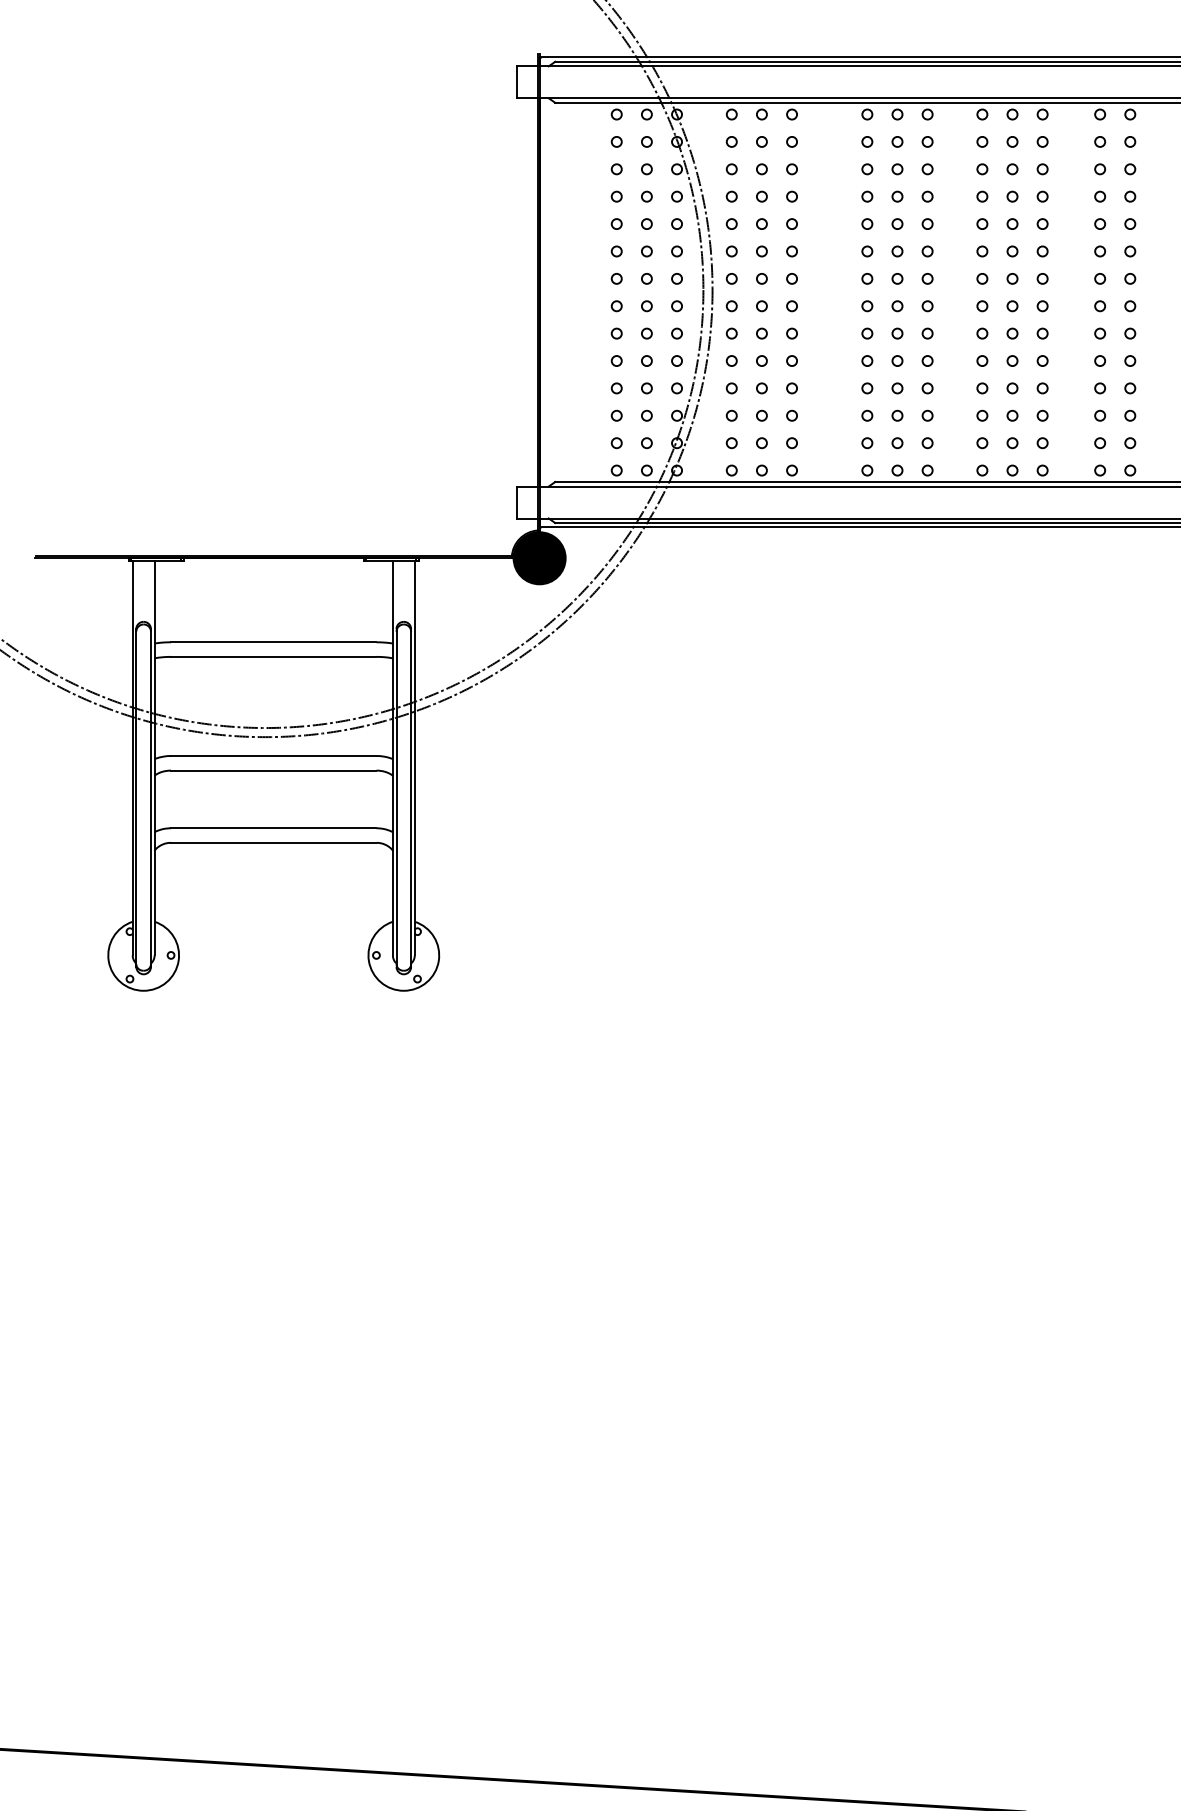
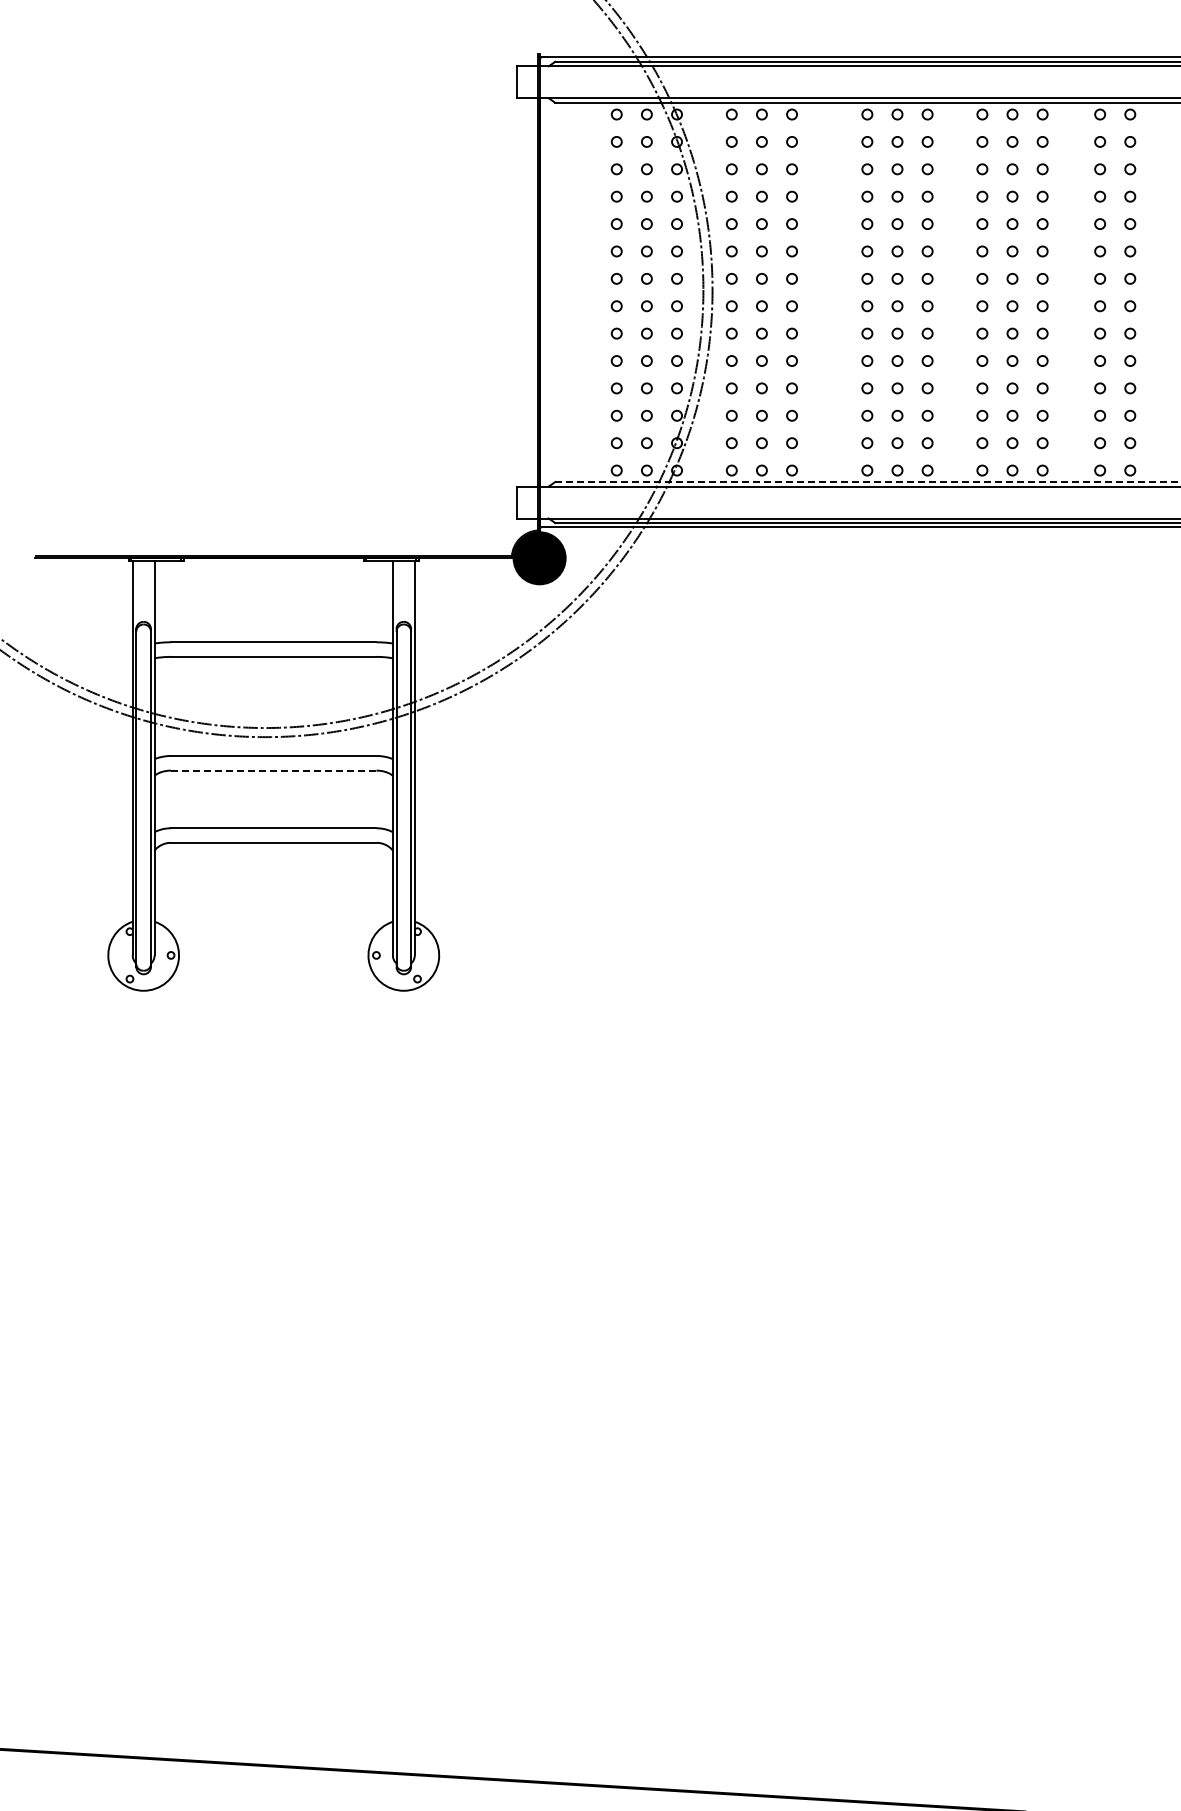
line: solid -> dashed (868, 481)
line: solid -> dashed (273, 770)
